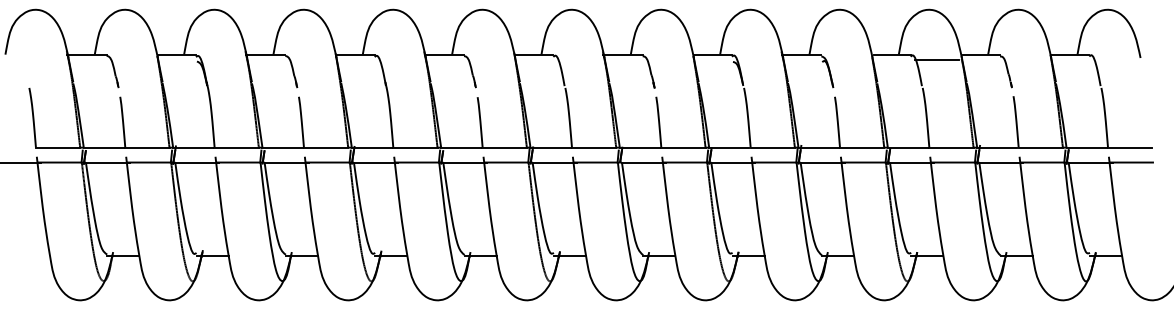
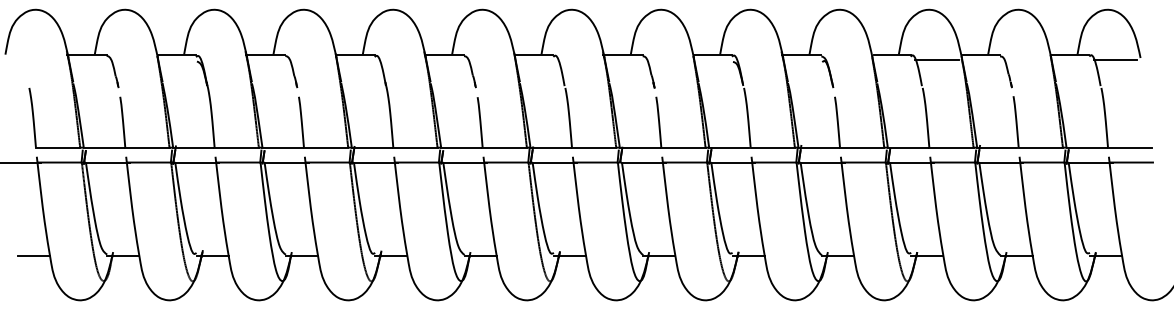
line: none -> present (1115, 60)
line: none -> present (33, 255)
